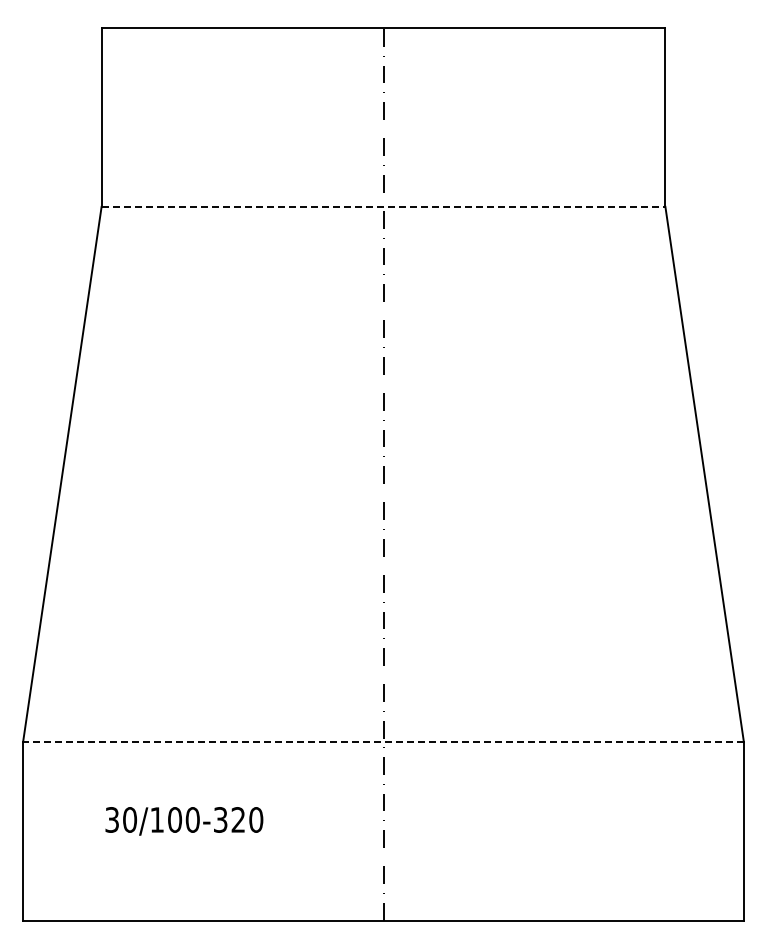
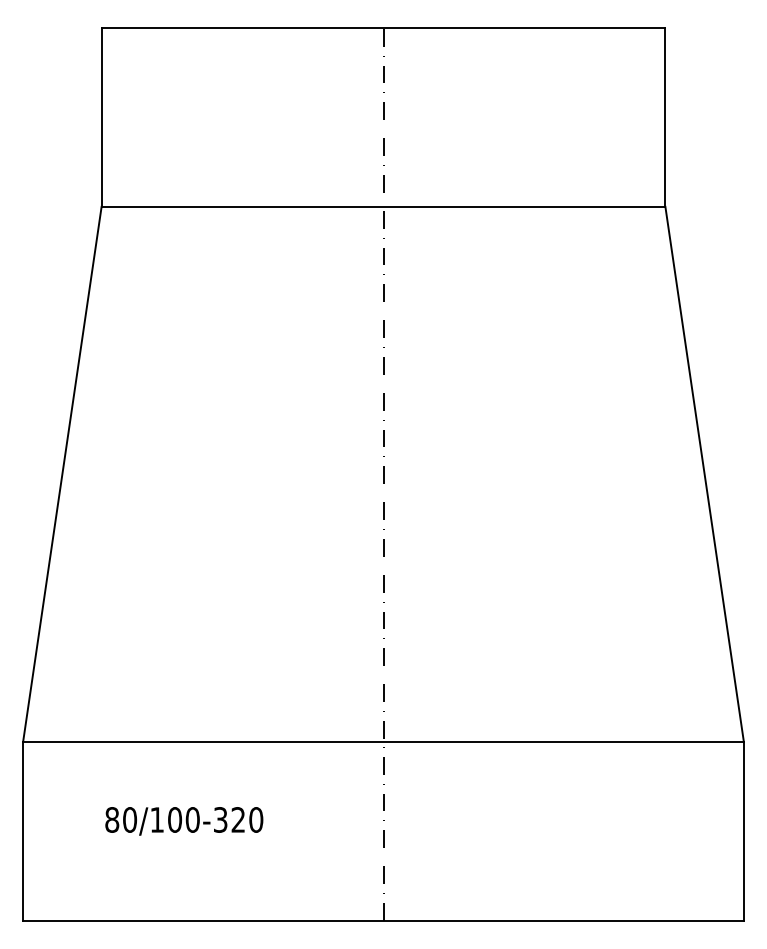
line: dashed -> solid (383, 206)
line: dashed -> solid (383, 742)
text: 30/100-320 -> 80/100-320 (112, 819)
